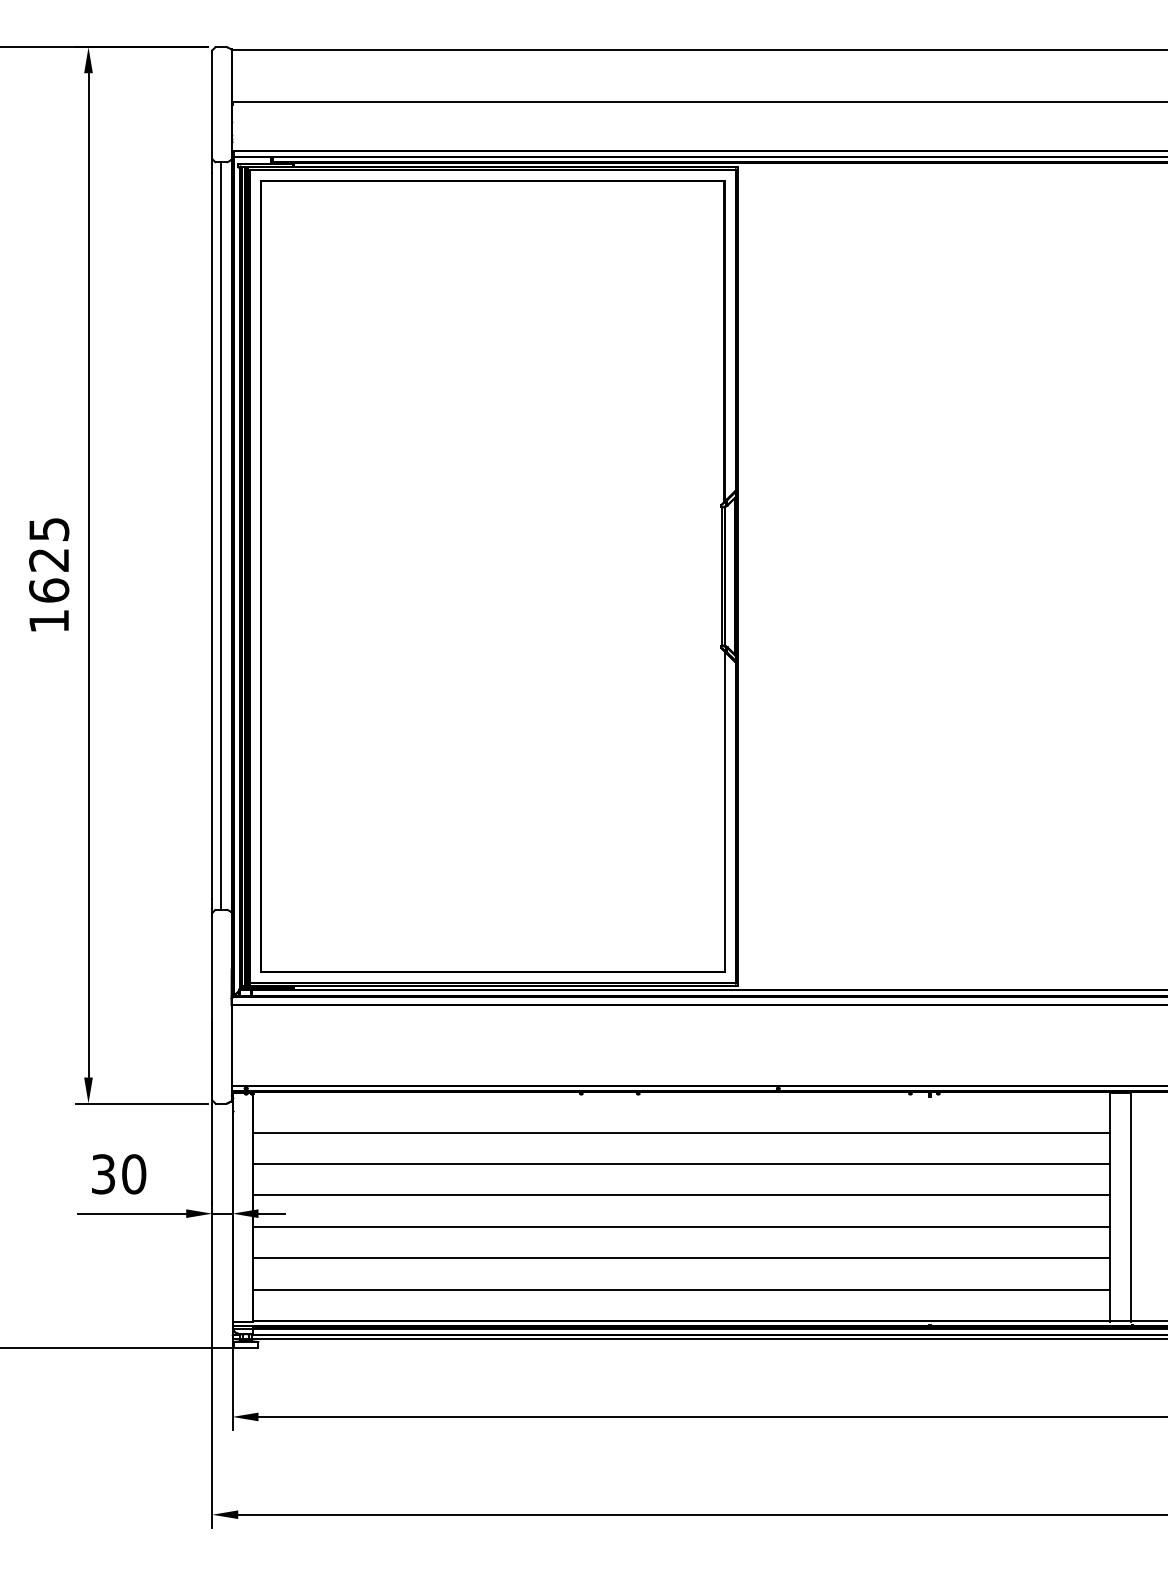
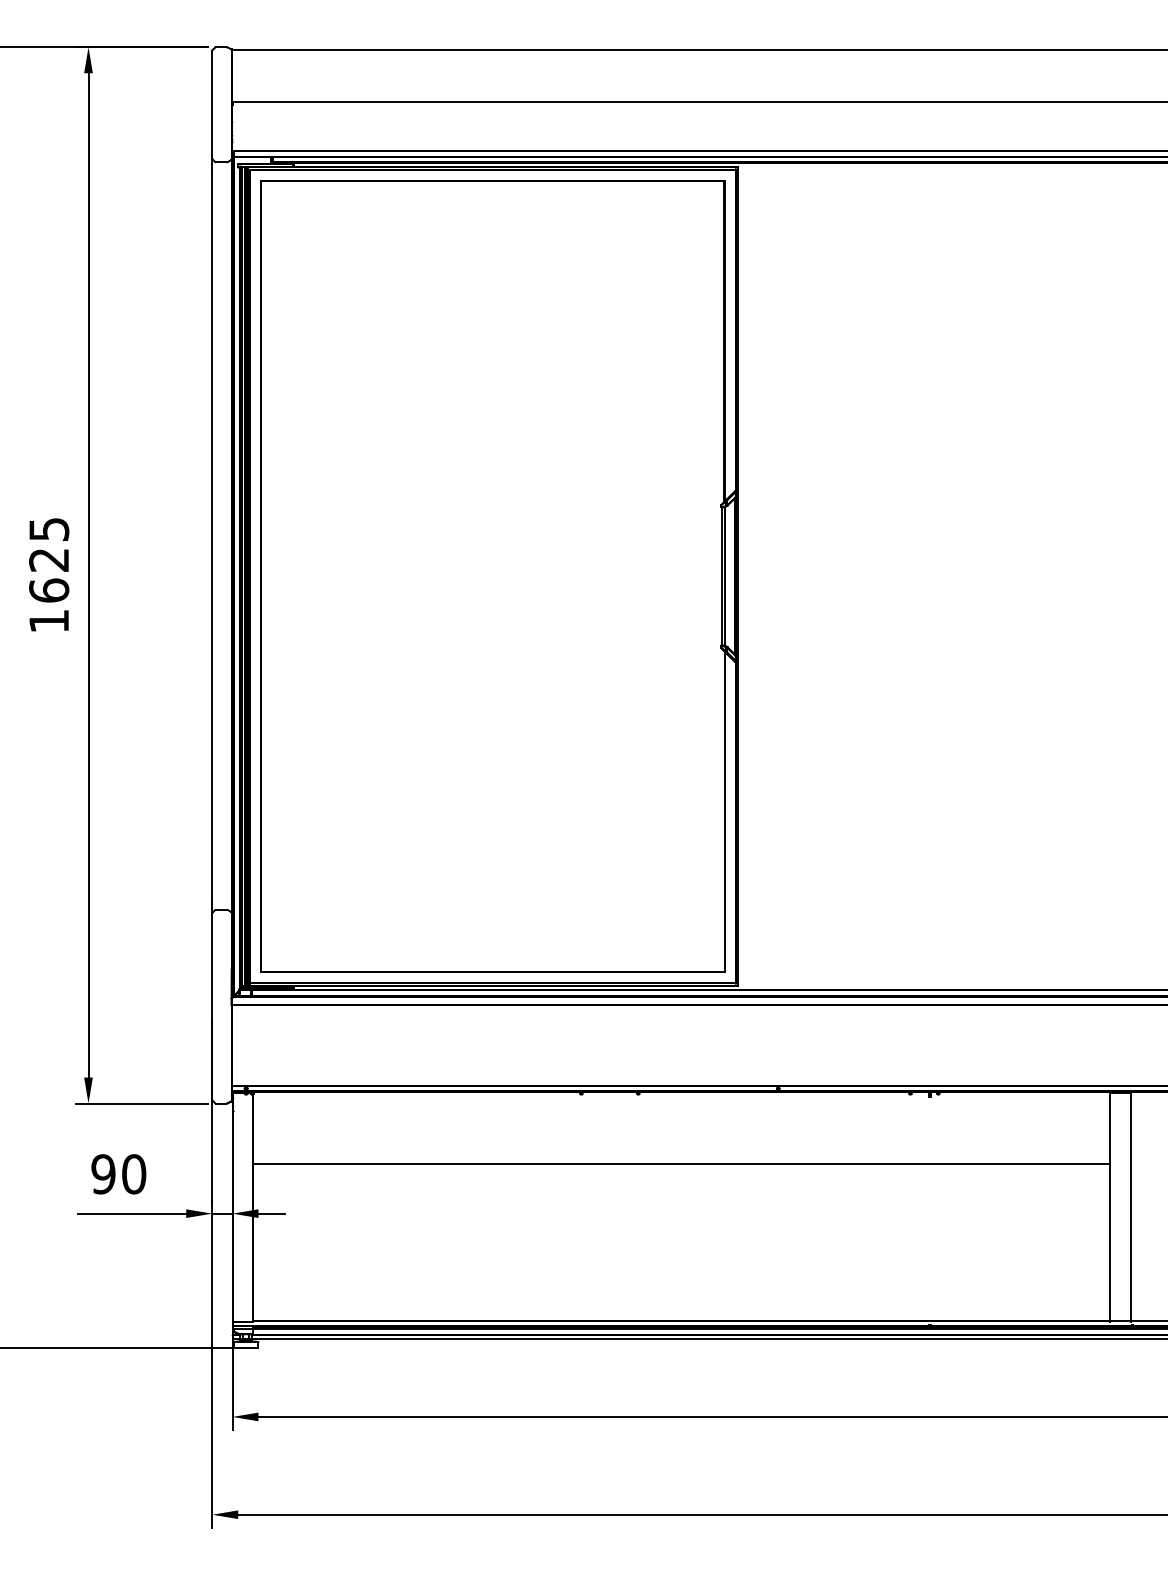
line: present -> none (221, 535)
line: present -> none (681, 1133)
text: 30 -> 90 (103, 1174)
line: present -> none (681, 1195)
line: present -> none (681, 1226)
line: present -> none (681, 1258)
line: present -> none (681, 1289)
